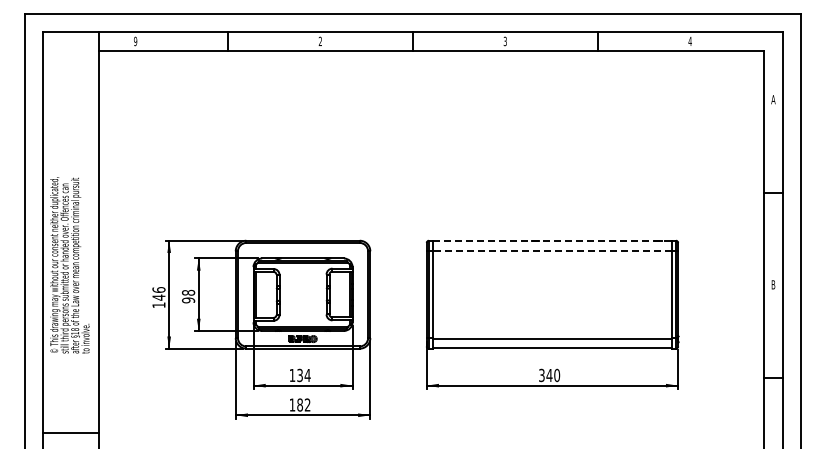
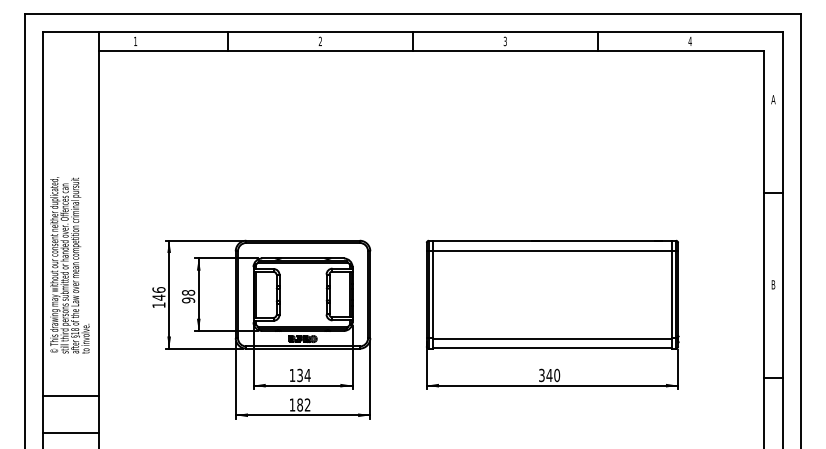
text: 9 -> 1 (135, 41)
line: dashed -> solid (552, 241)
line: dashed -> solid (552, 250)
line: none -> present (70, 396)
